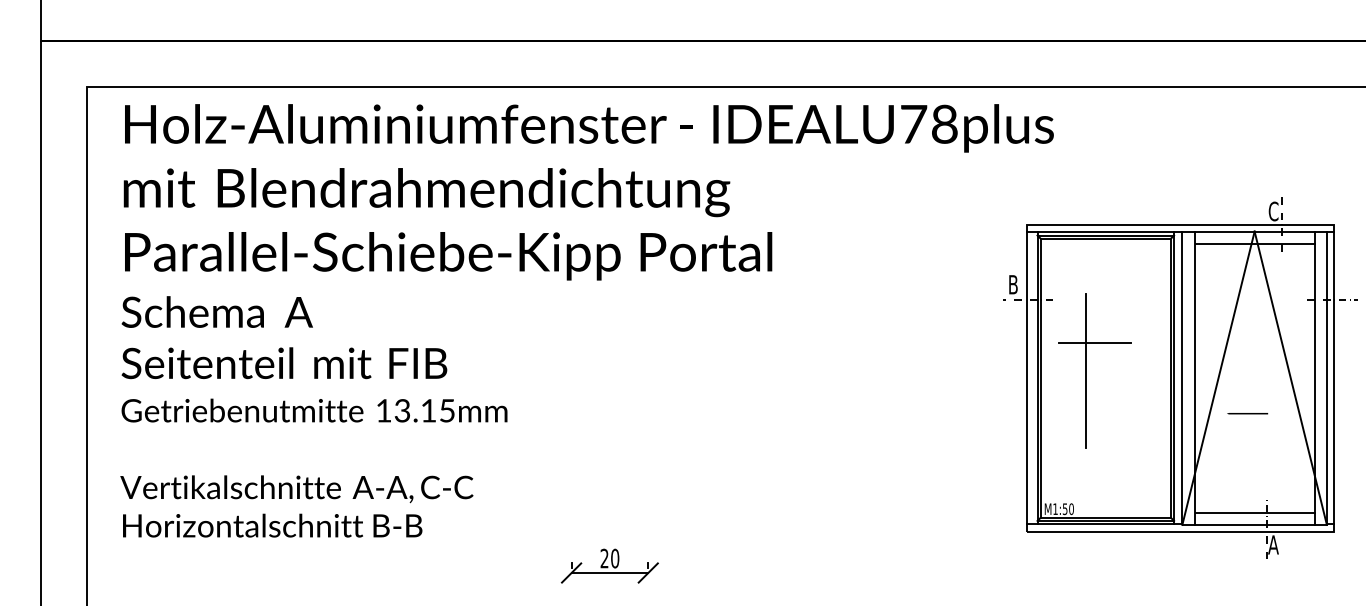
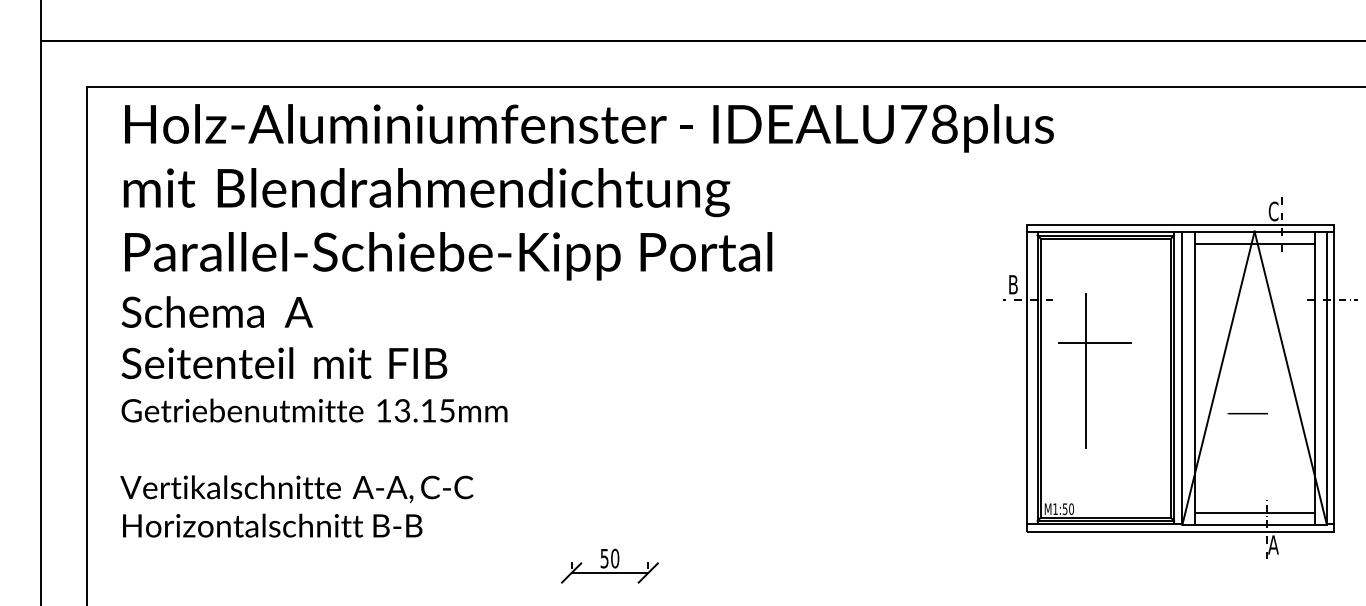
text: 20 -> 50 (604, 558)
